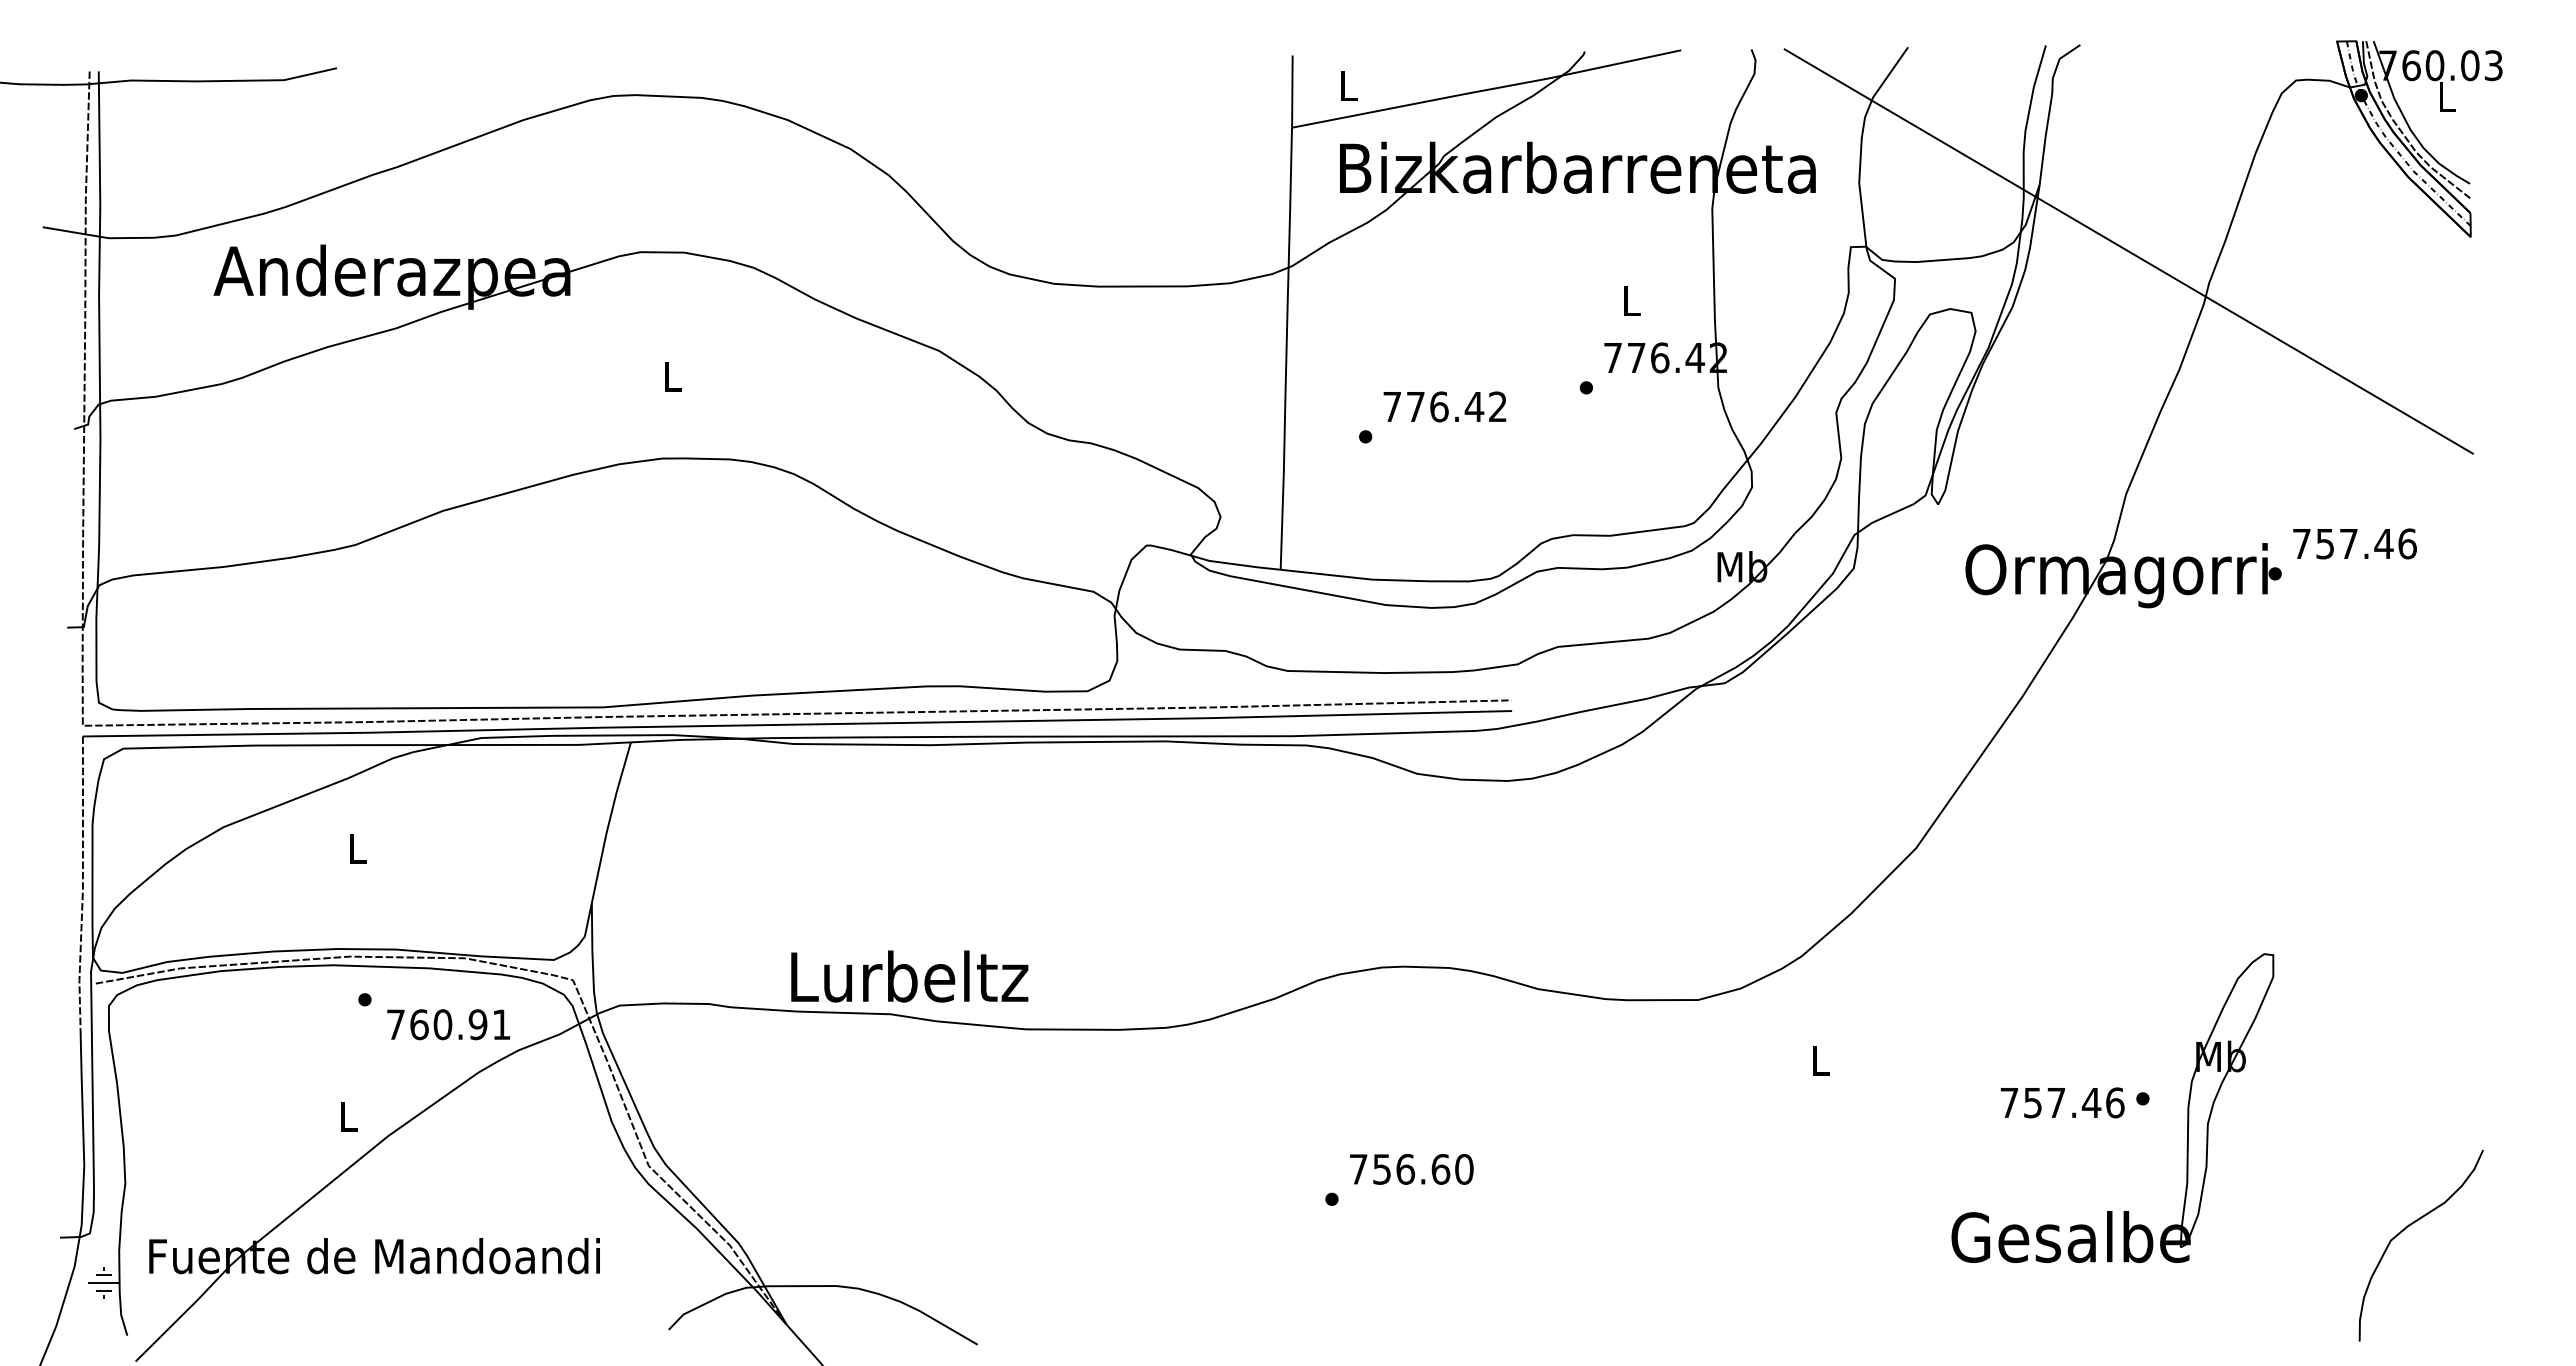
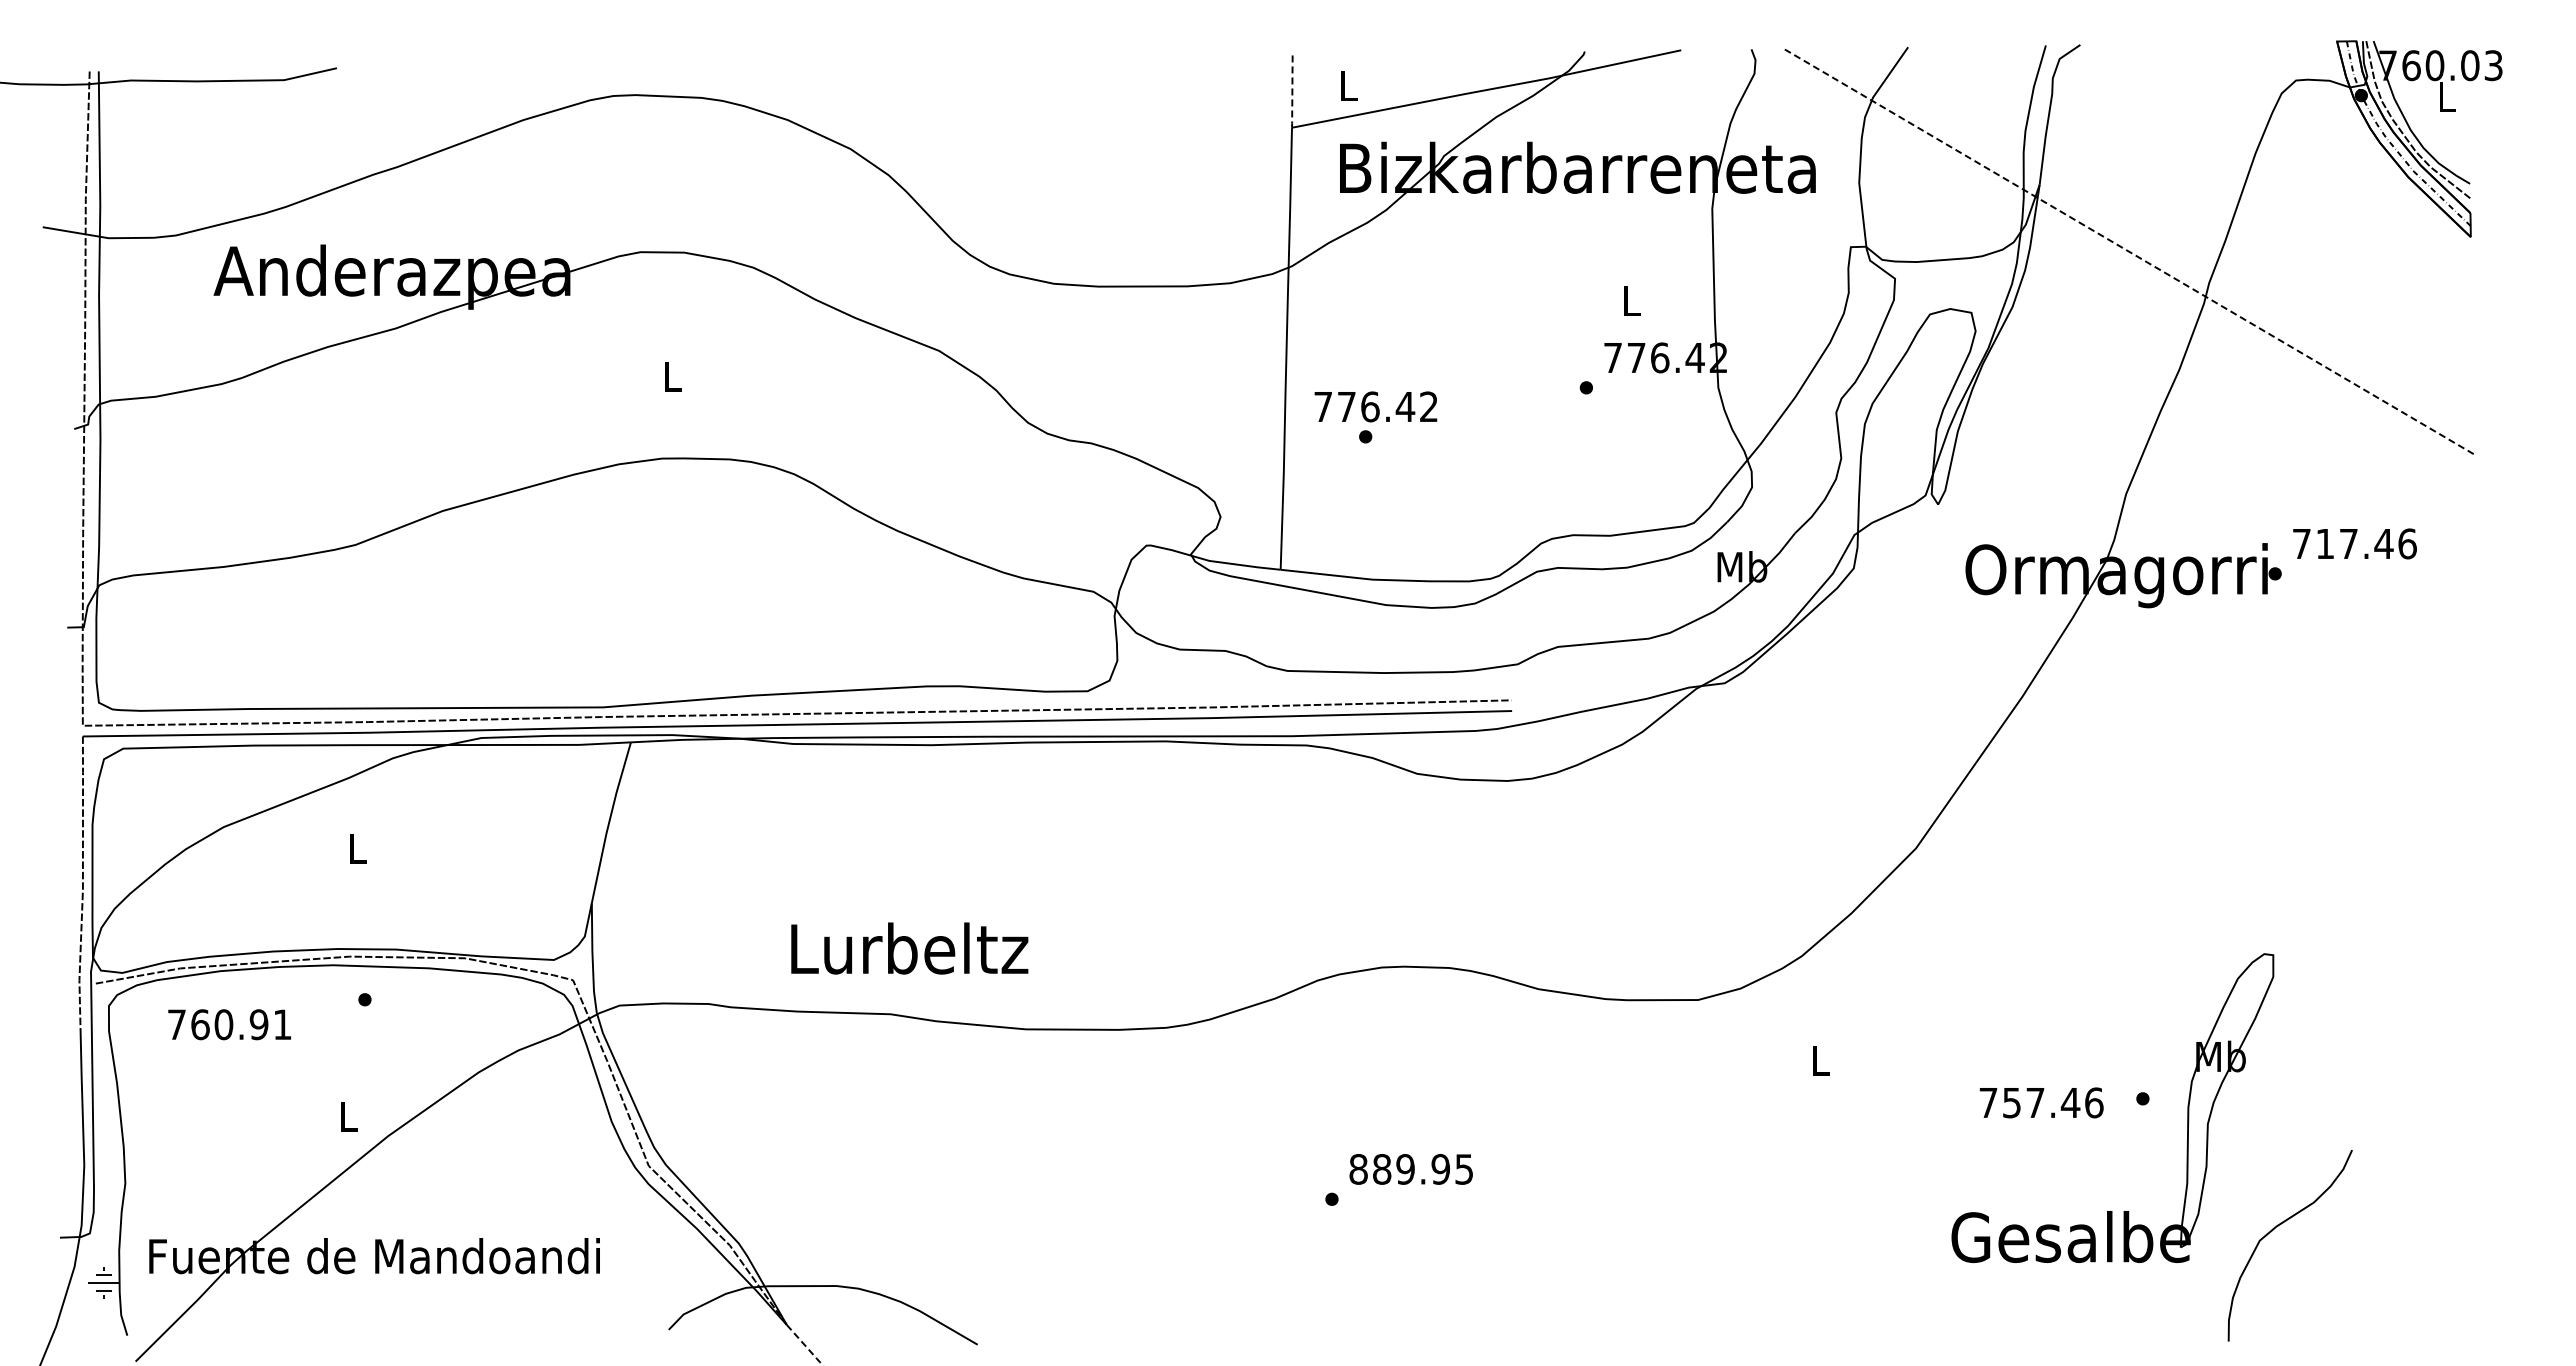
line: solid -> dashed (1292, 92)
line: solid -> dashed (2128, 251)
text position: (1444, 406) -> (1375, 406) (1375, 406)
text: 757.46 -> 717.46 (2324, 544)
text position: (909, 976) -> (909, 948) (909, 948)
text position: (448, 1024) -> (229, 1024) (229, 1024)
text position: (2062, 1102) -> (2041, 1102) (2041, 1102)
text: 756.60 -> 889.95 (1411, 1169)
curve position: (2411, 1225) -> (2280, 1225) (2280, 1225)
line: solid -> dashed (805, 1345)
